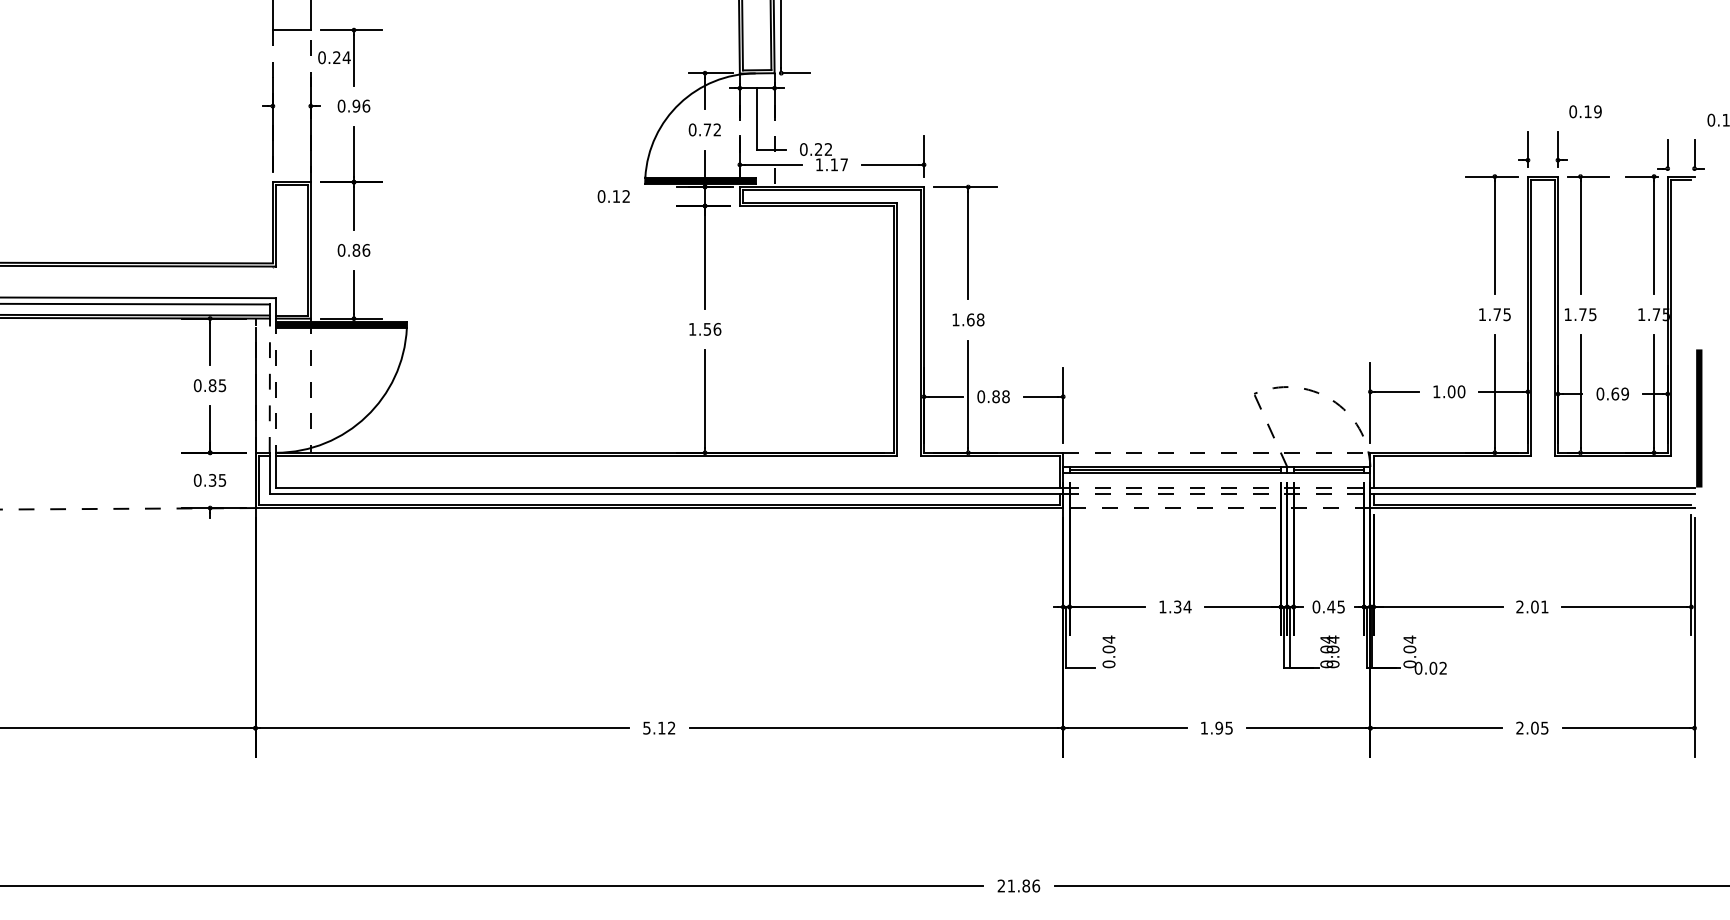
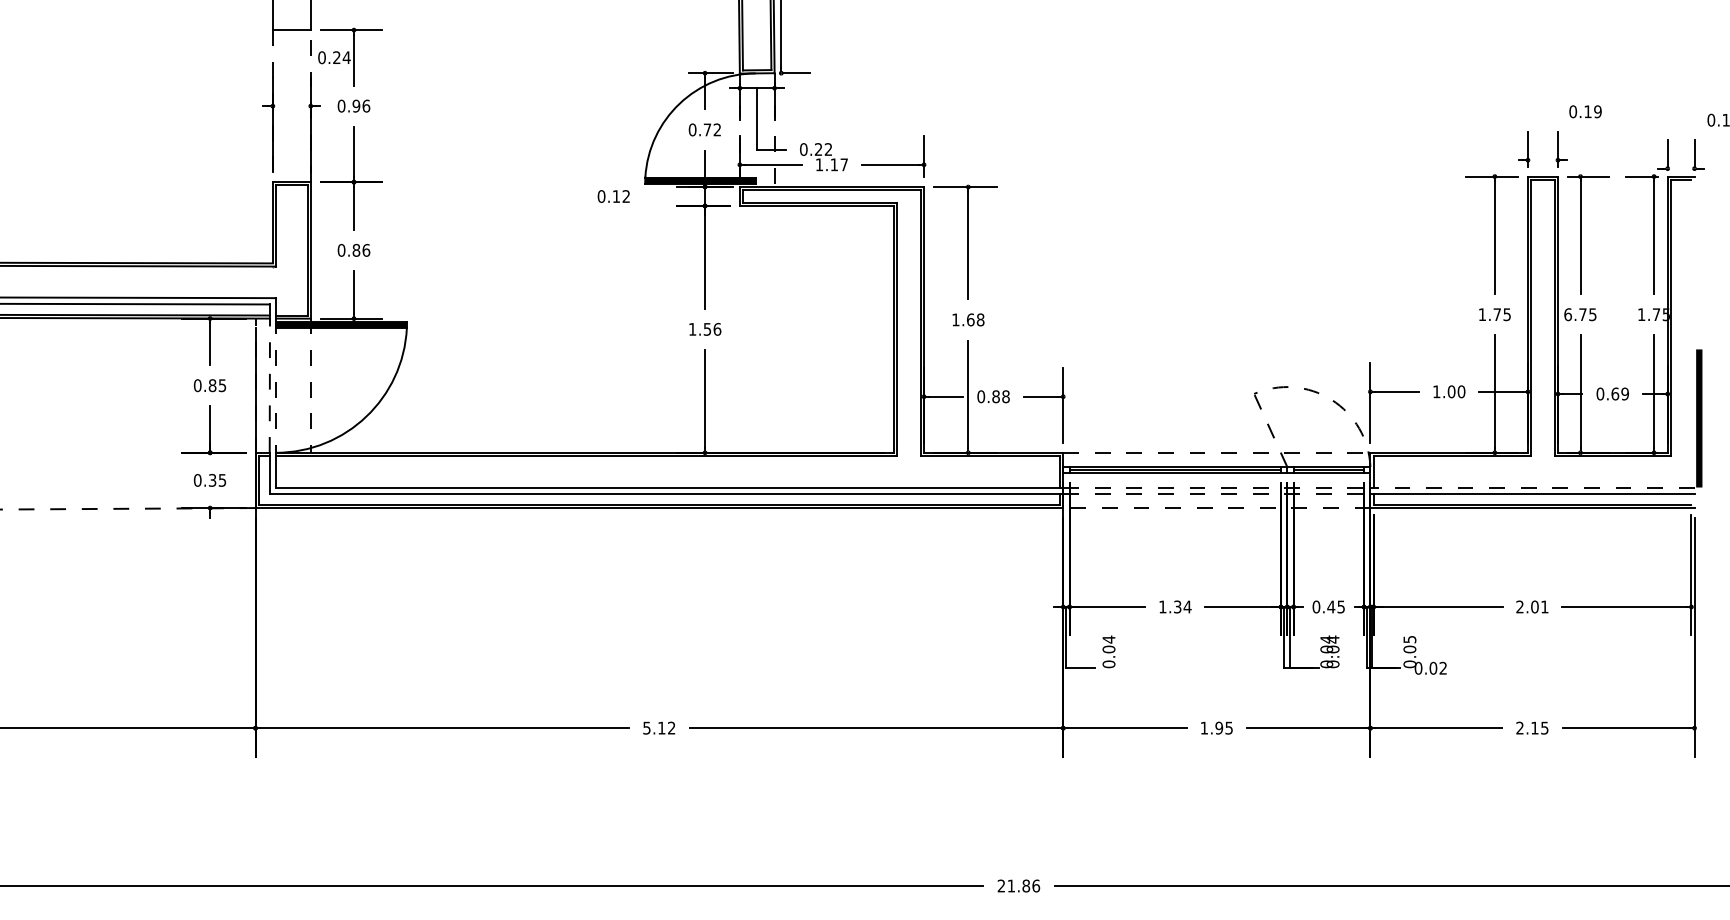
text: 1.75 -> 6.75 (1567, 314)
line: solid -> dashed (1531, 487)
text: 0.04 -> 0.05 (1409, 639)
text: 2.05 -> 2.15 (1534, 727)
